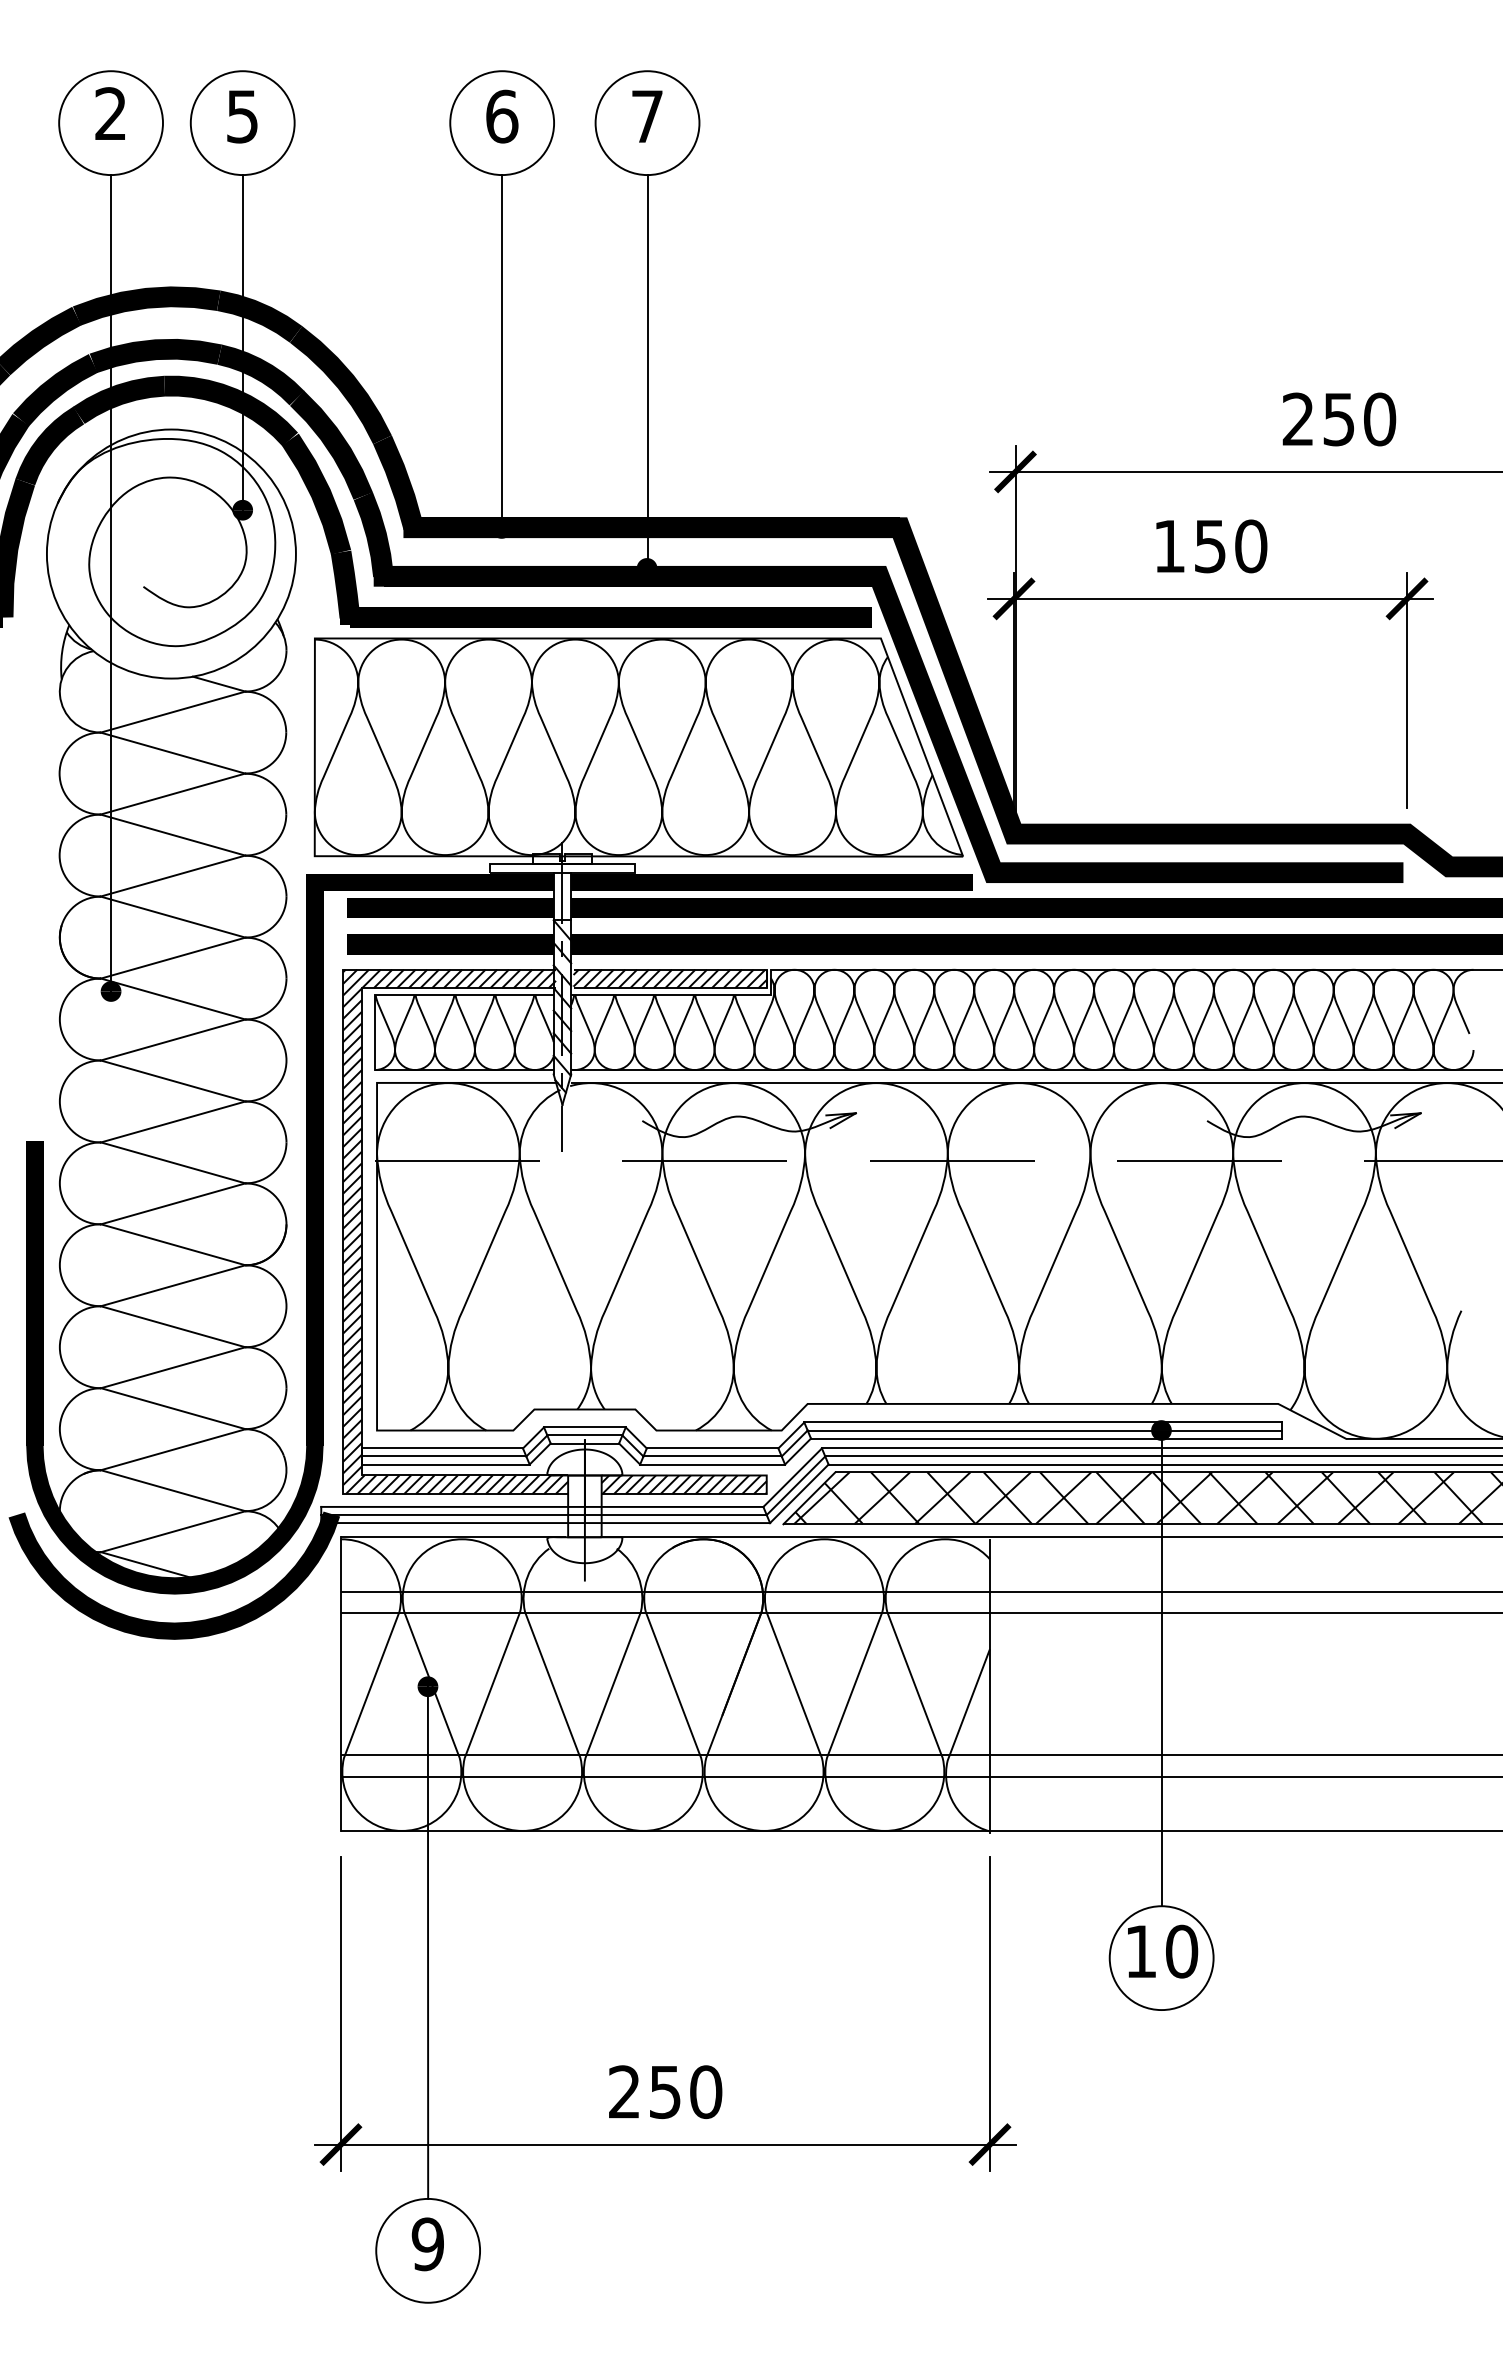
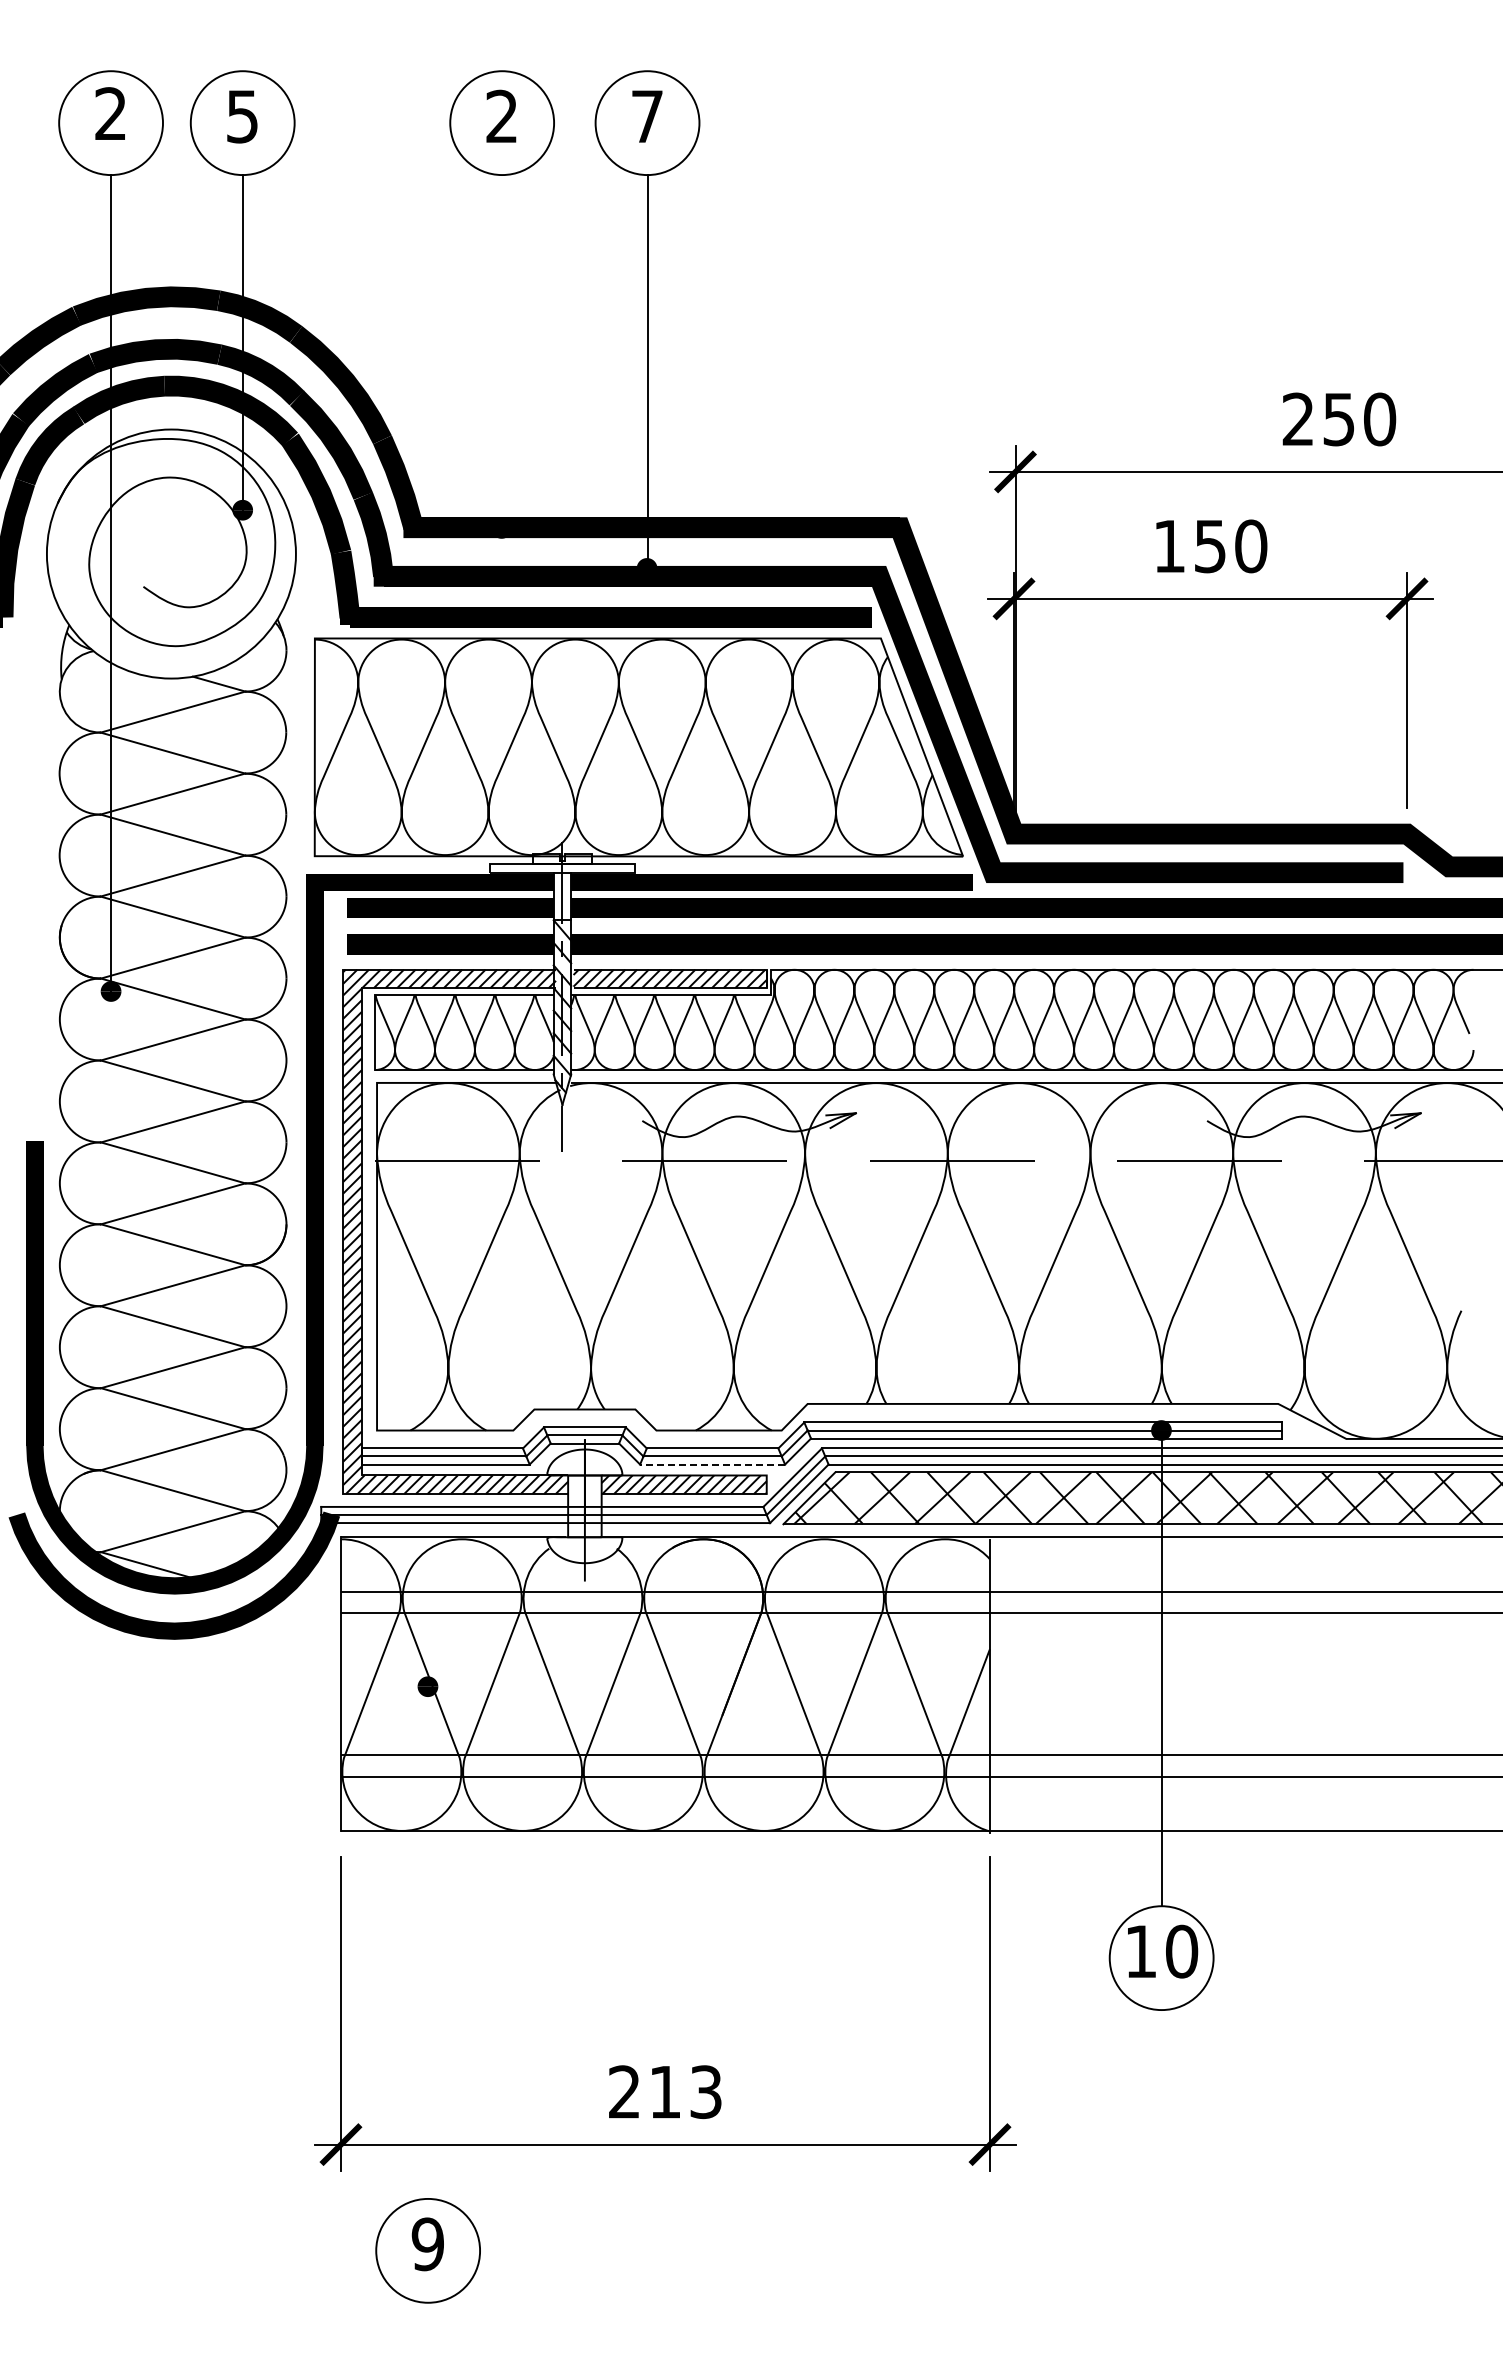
text: 6 -> 2 (502, 116)
line: present -> none (502, 354)
line: solid -> dashed (712, 1464)
line: present -> none (427, 1942)
text: 250 -> 213 (686, 2092)
